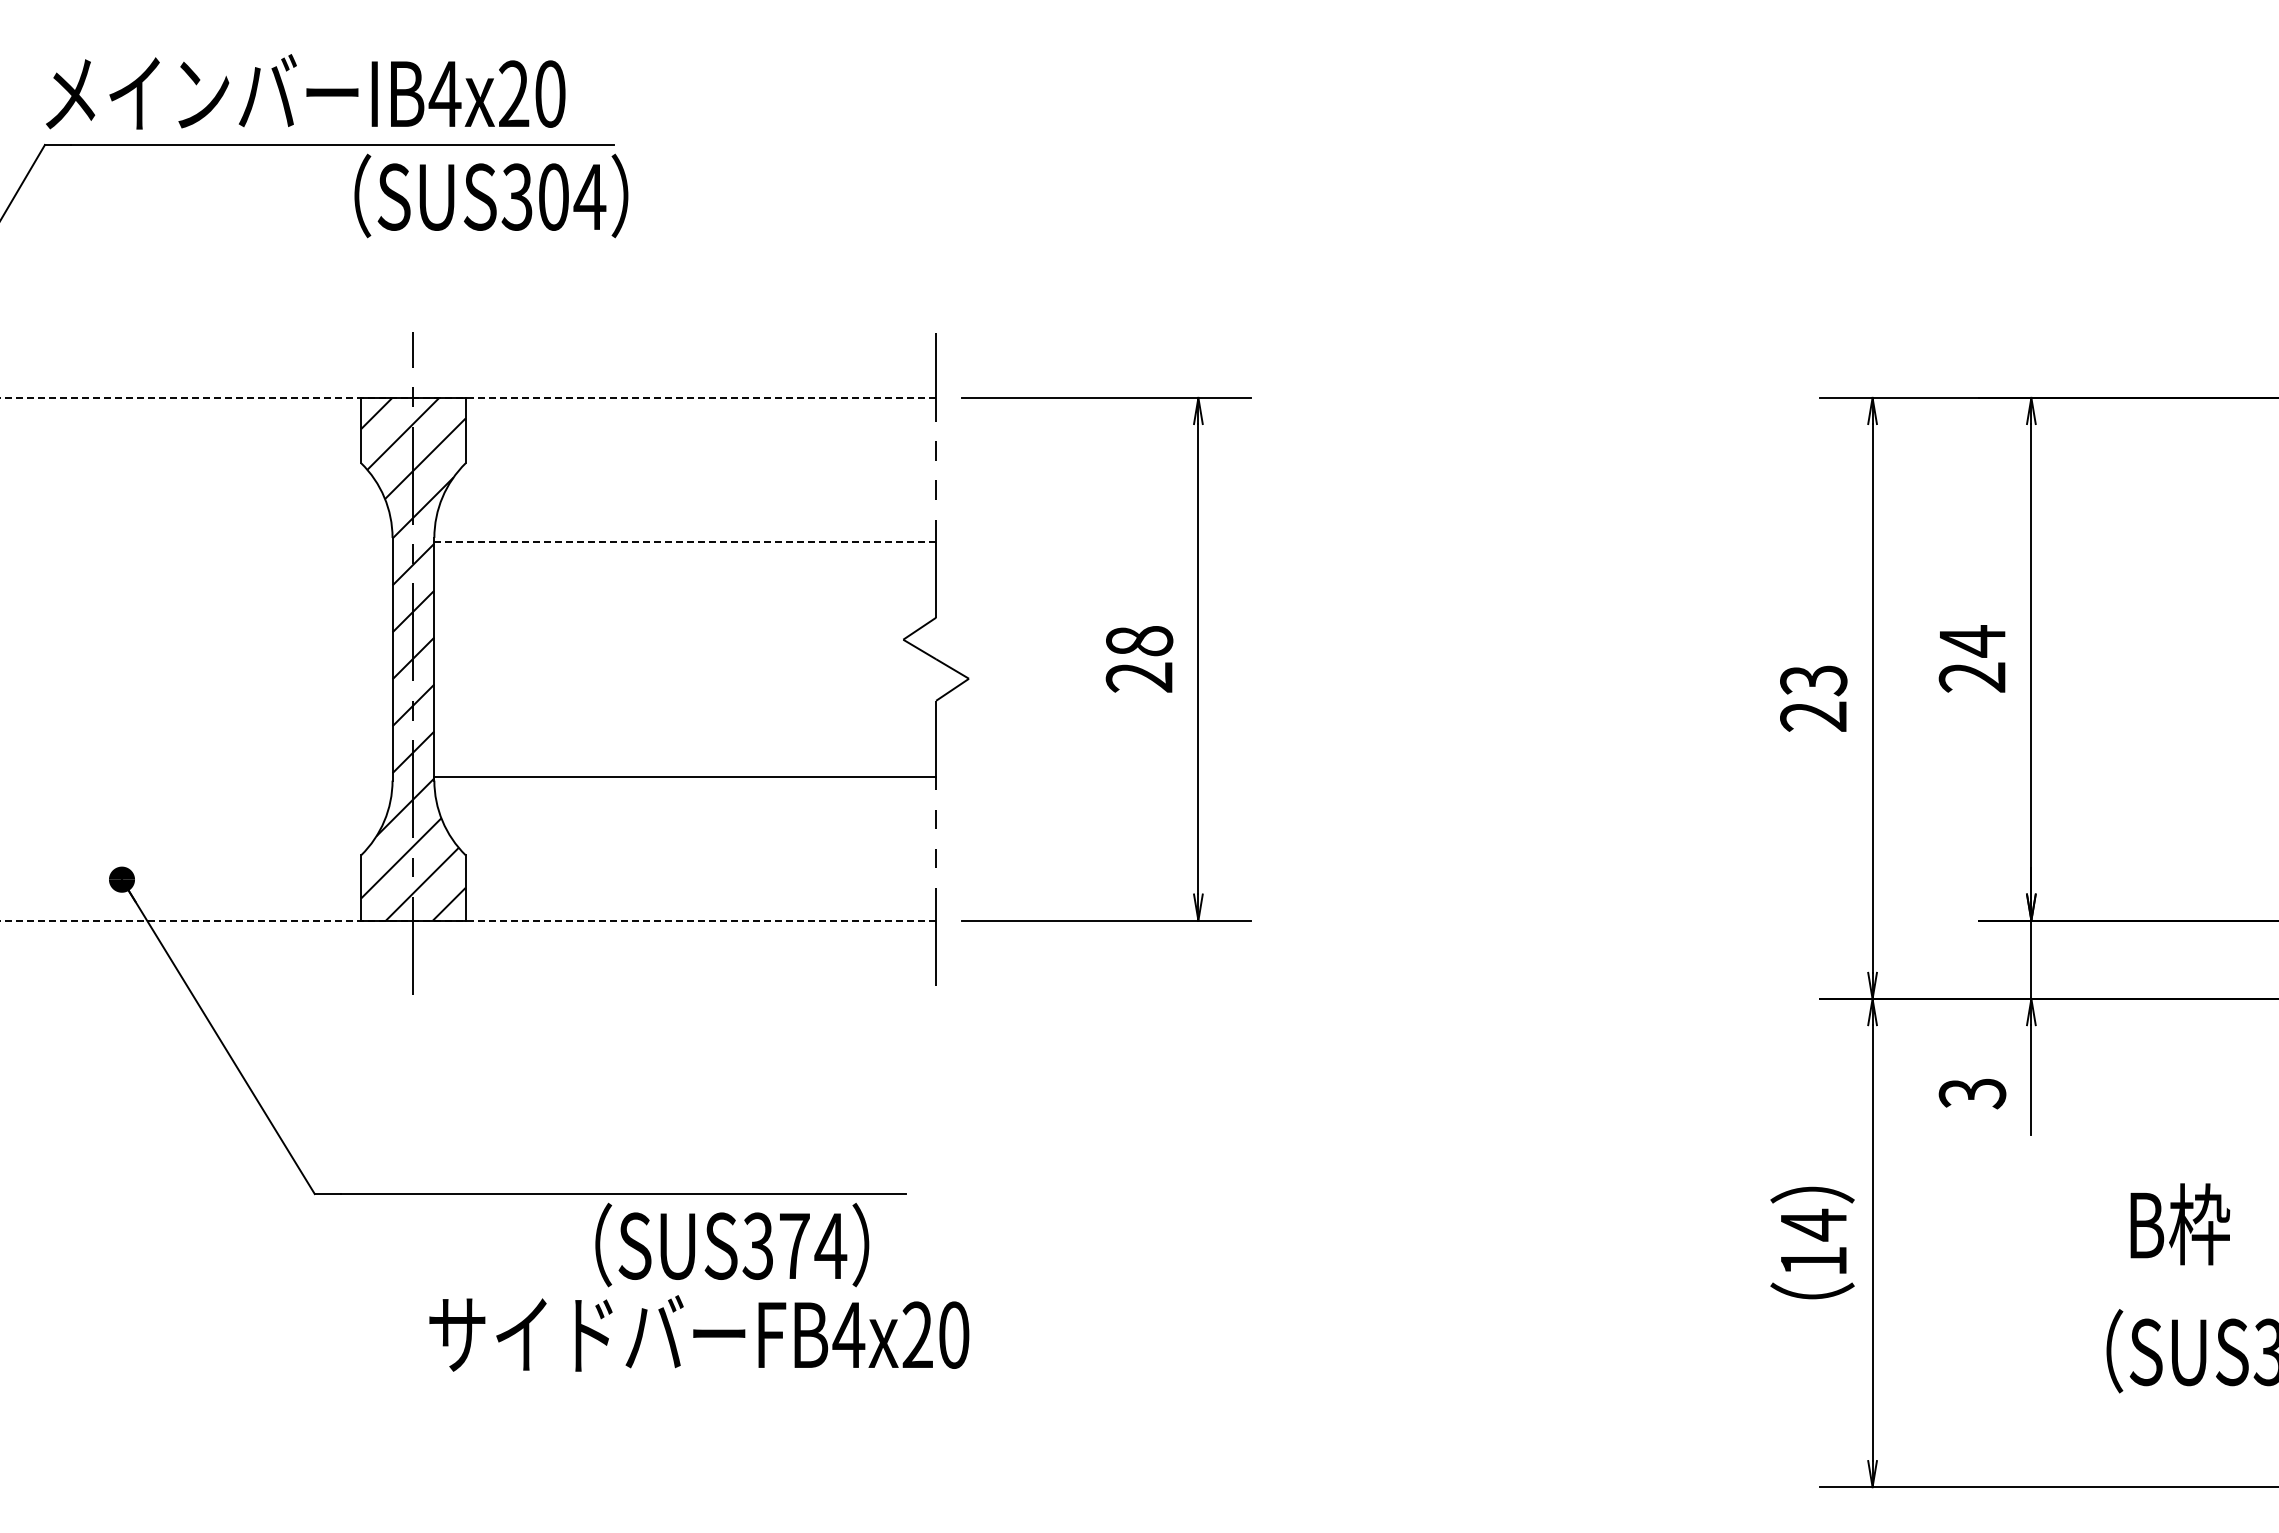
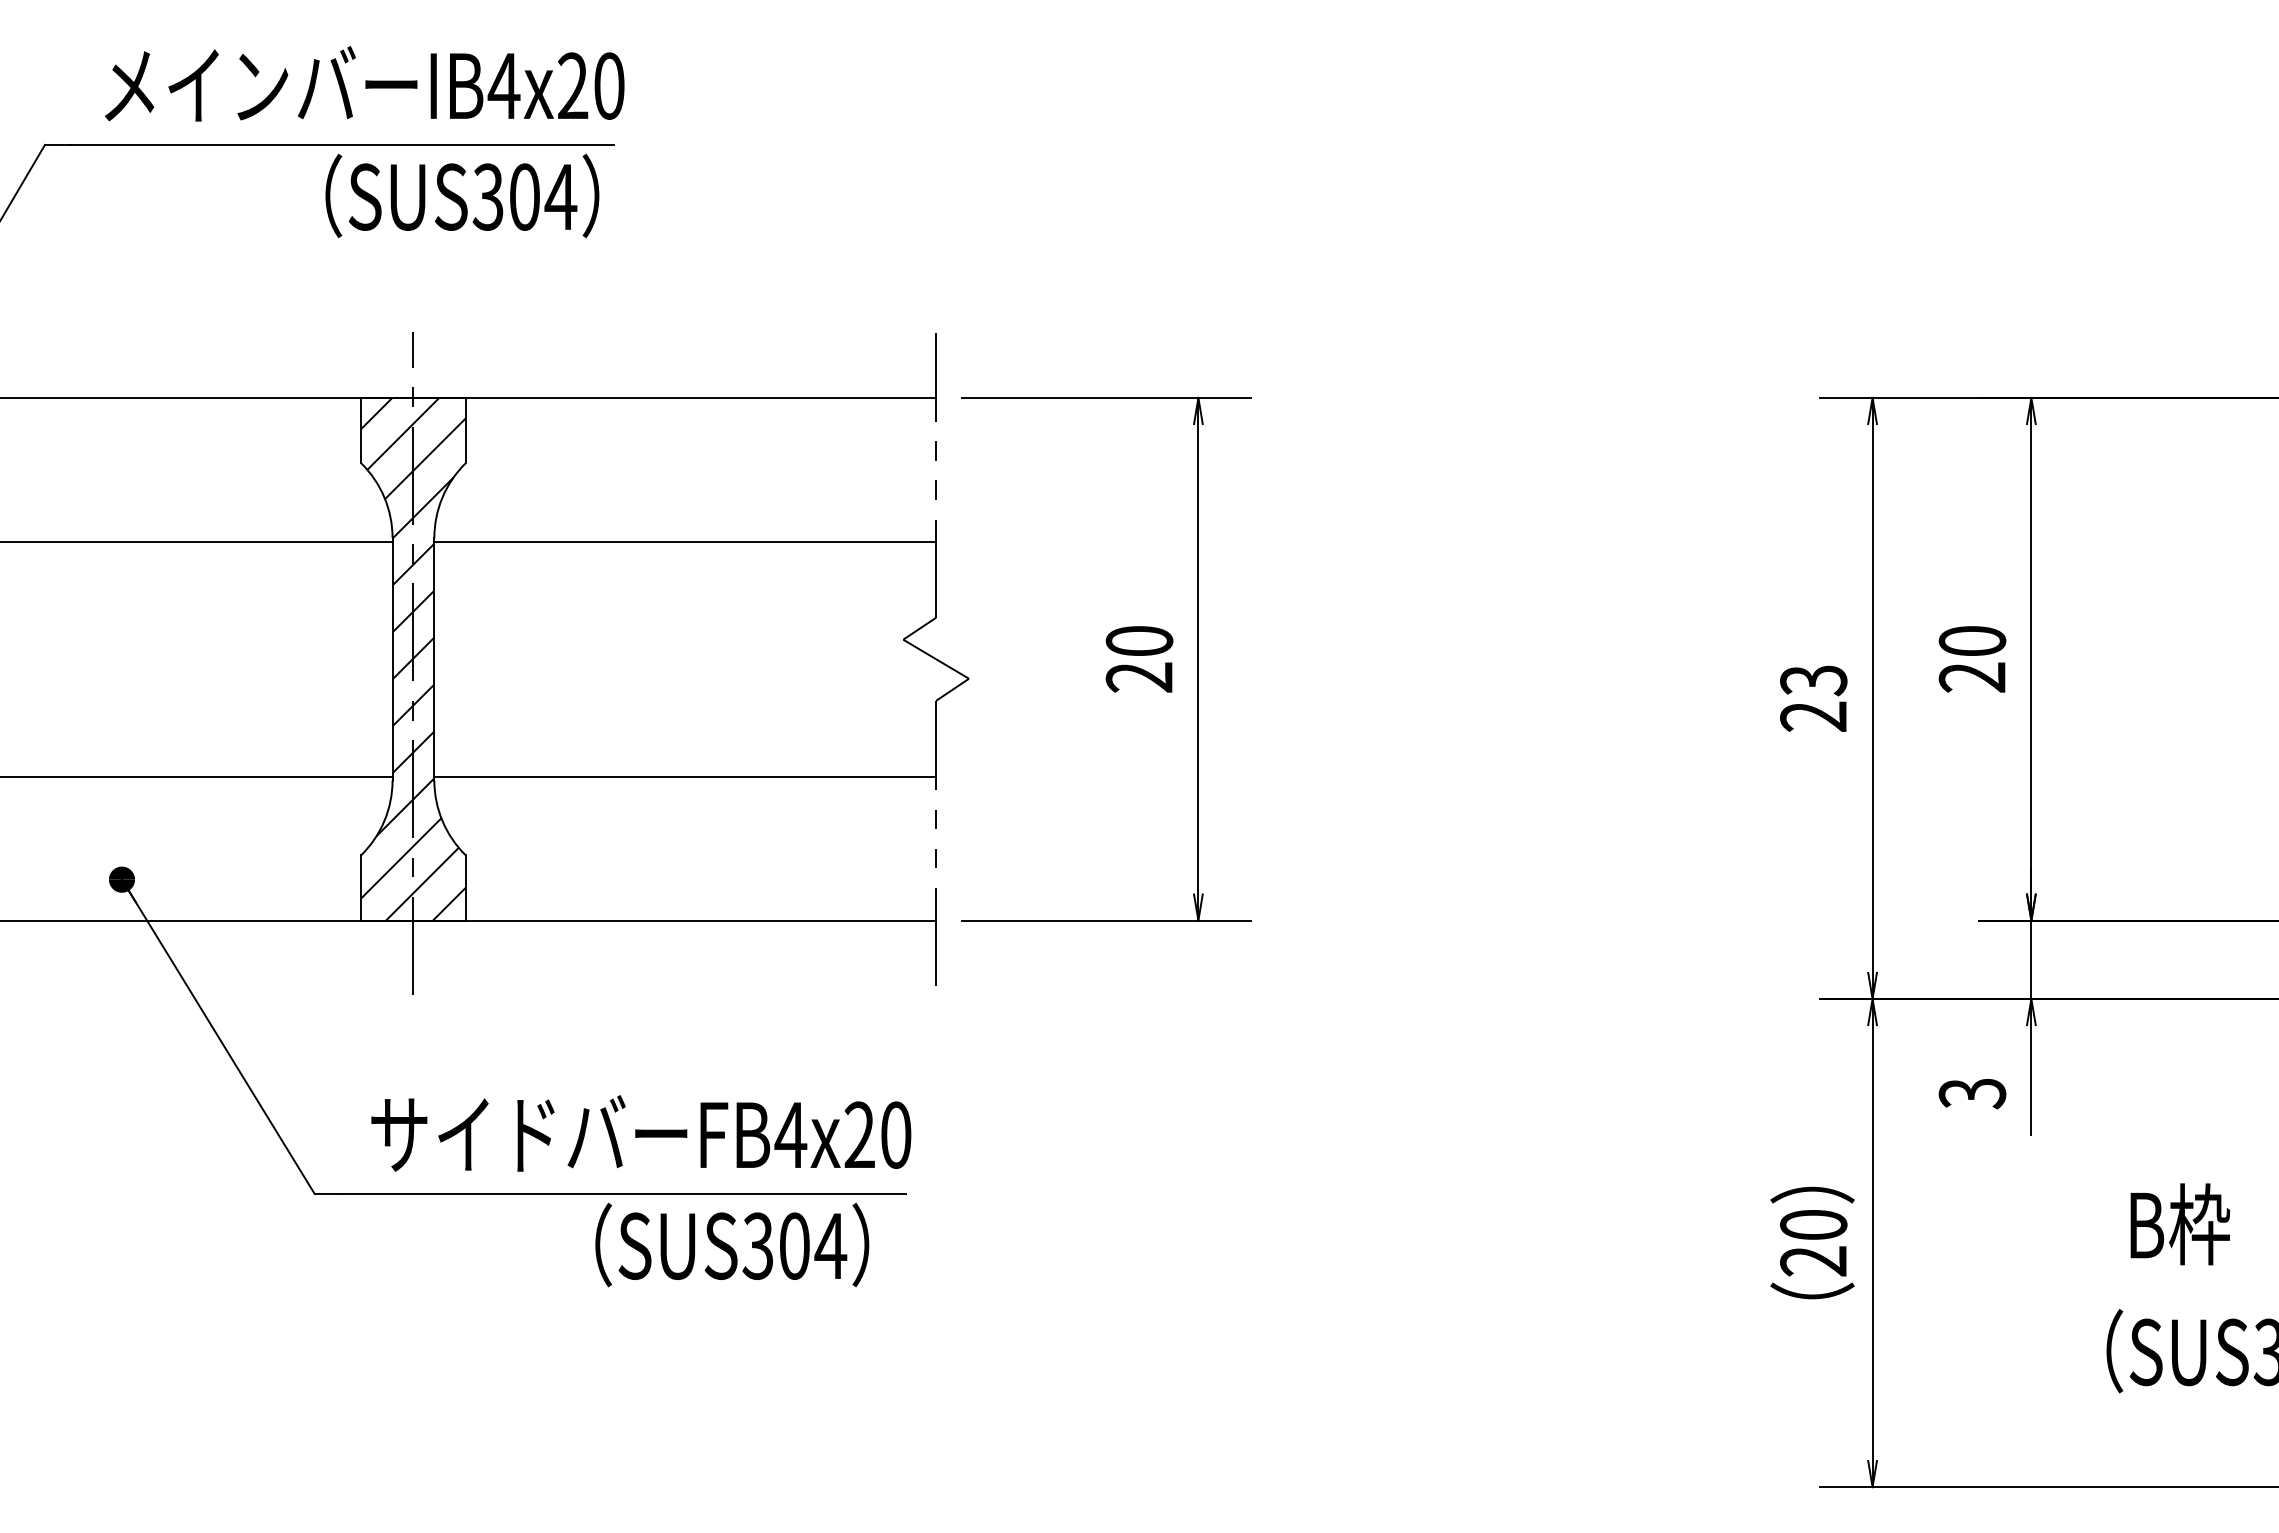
text position: (305, 91) -> (364, 83) (364, 83)
text position: (491, 195) -> (462, 195) (462, 195)
line: dashed -> solid (468, 397)
line: none -> present (197, 541)
line: dashed -> solid (685, 541)
text: 28 -> 20 (1139, 641)
text: 24 -> 20 (1972, 641)
line: none -> present (197, 776)
line: dashed -> solid (468, 920)
text: 14 -> 20 (1813, 1242)
text: SUS374 -> SUS304 (794, 1245)
text position: (699, 1333) -> (641, 1133) (641, 1133)
